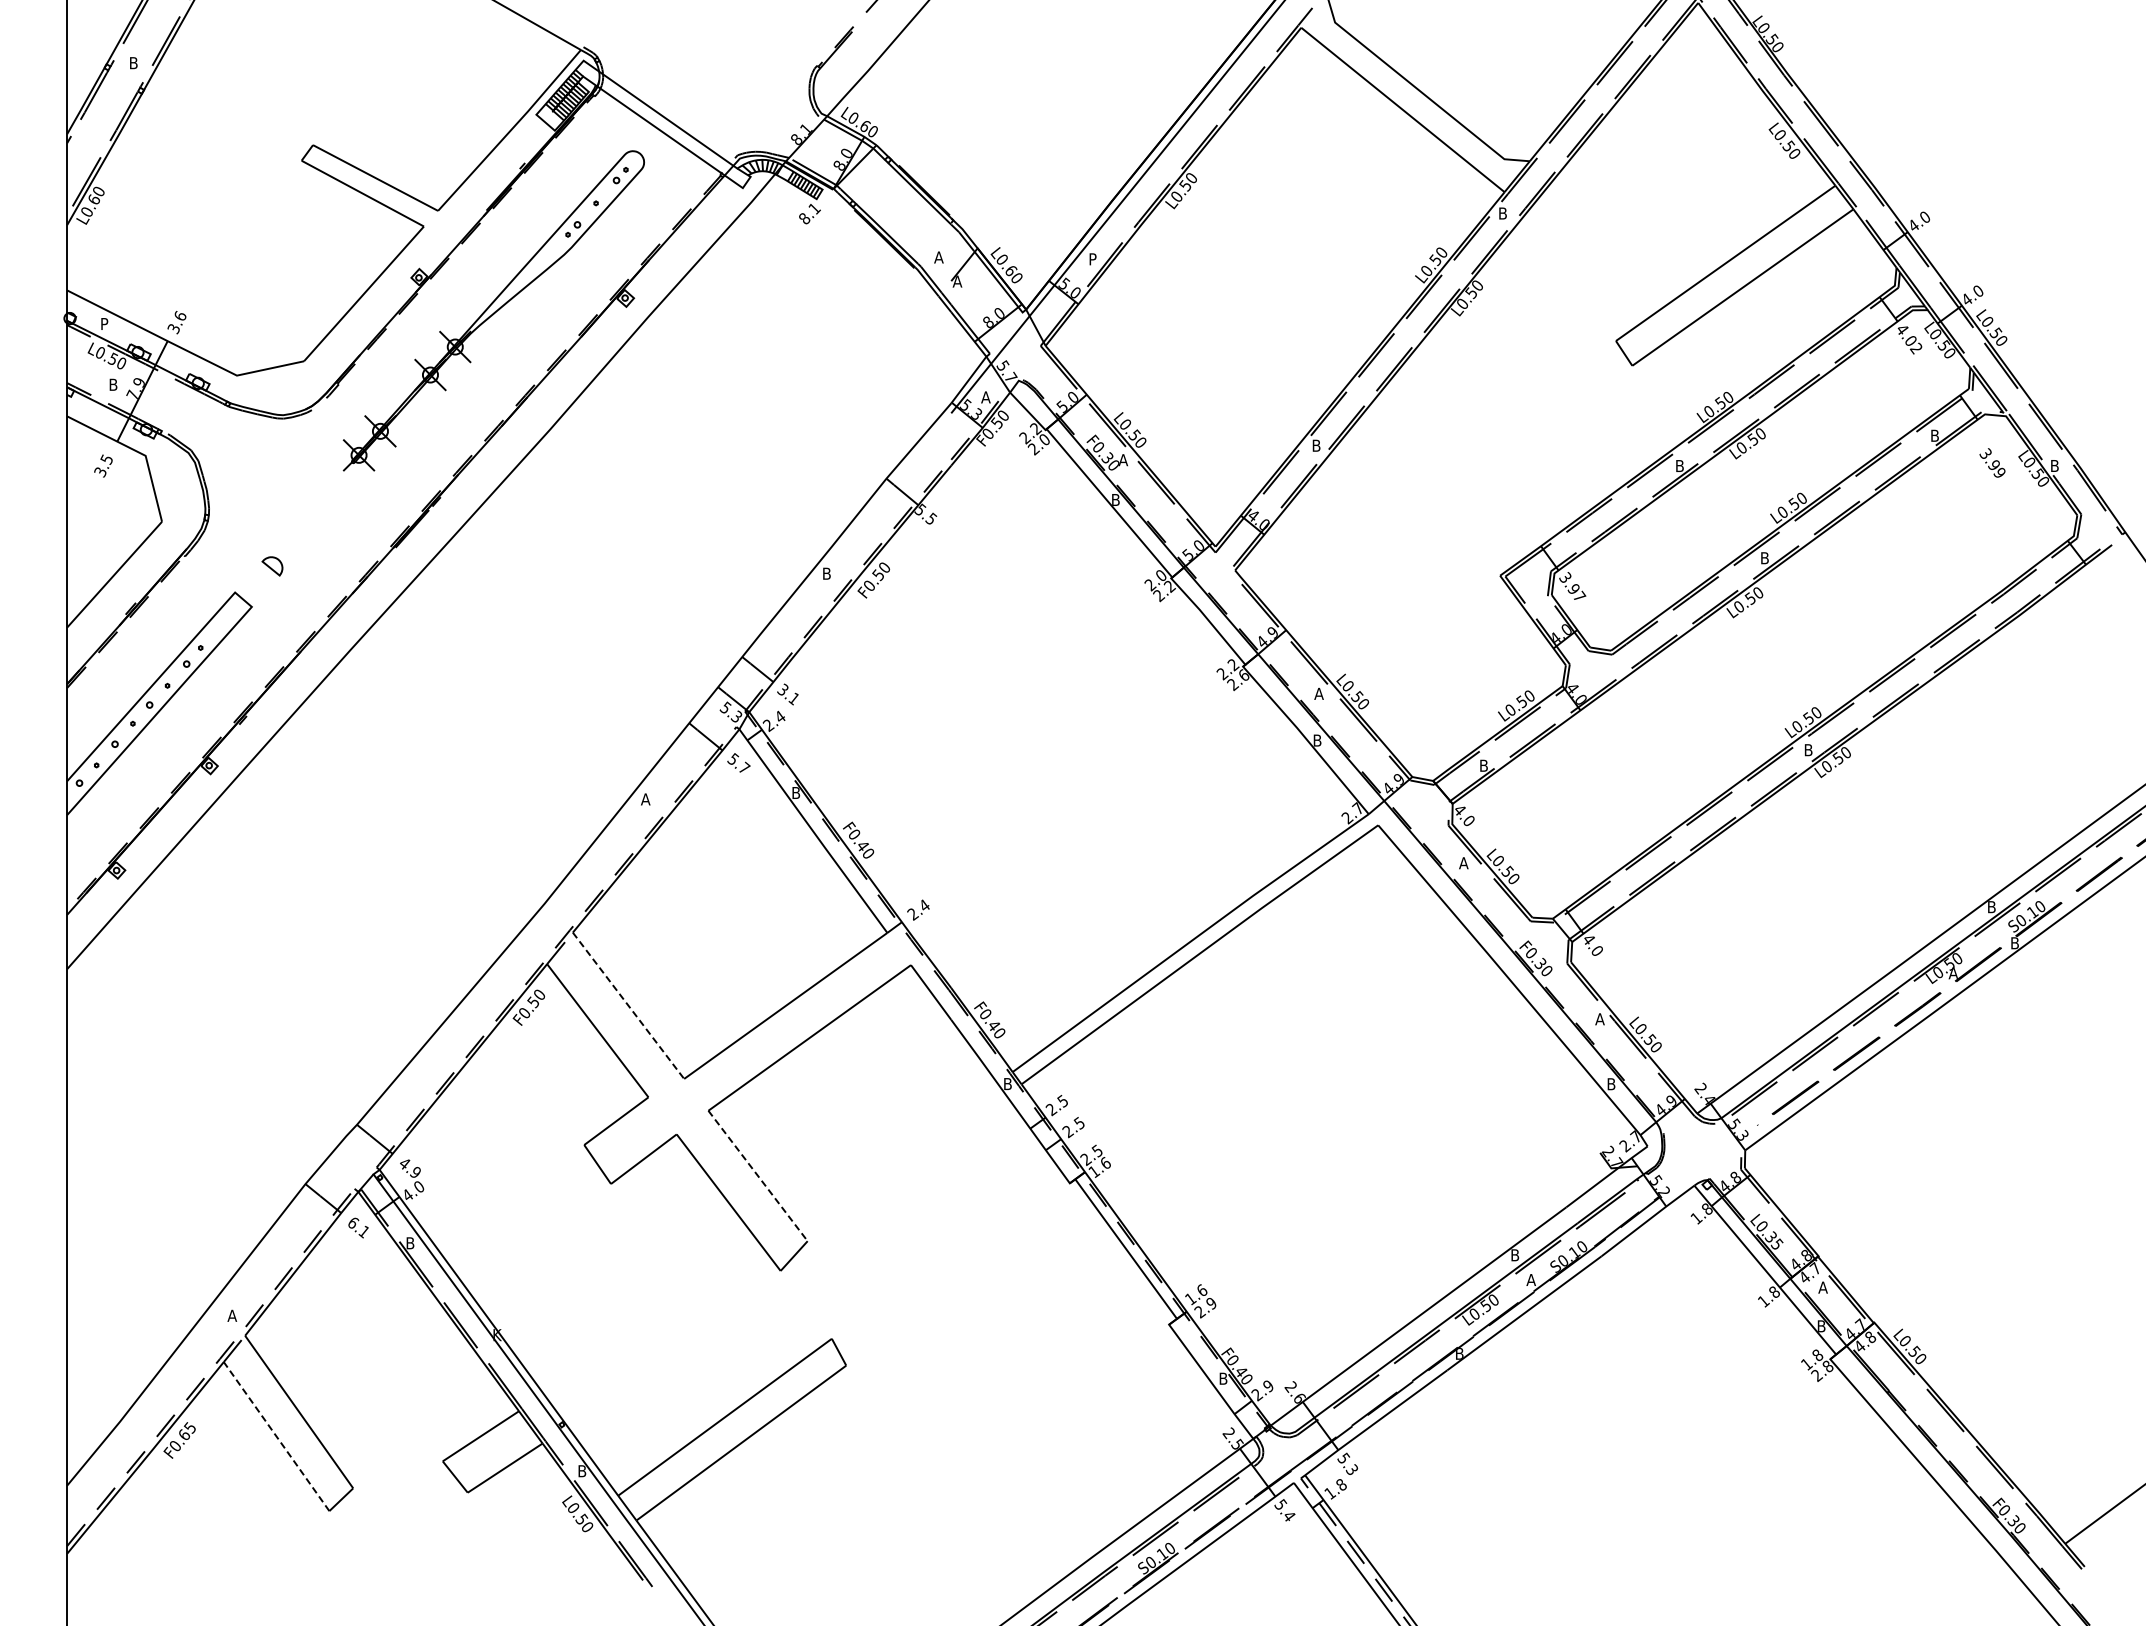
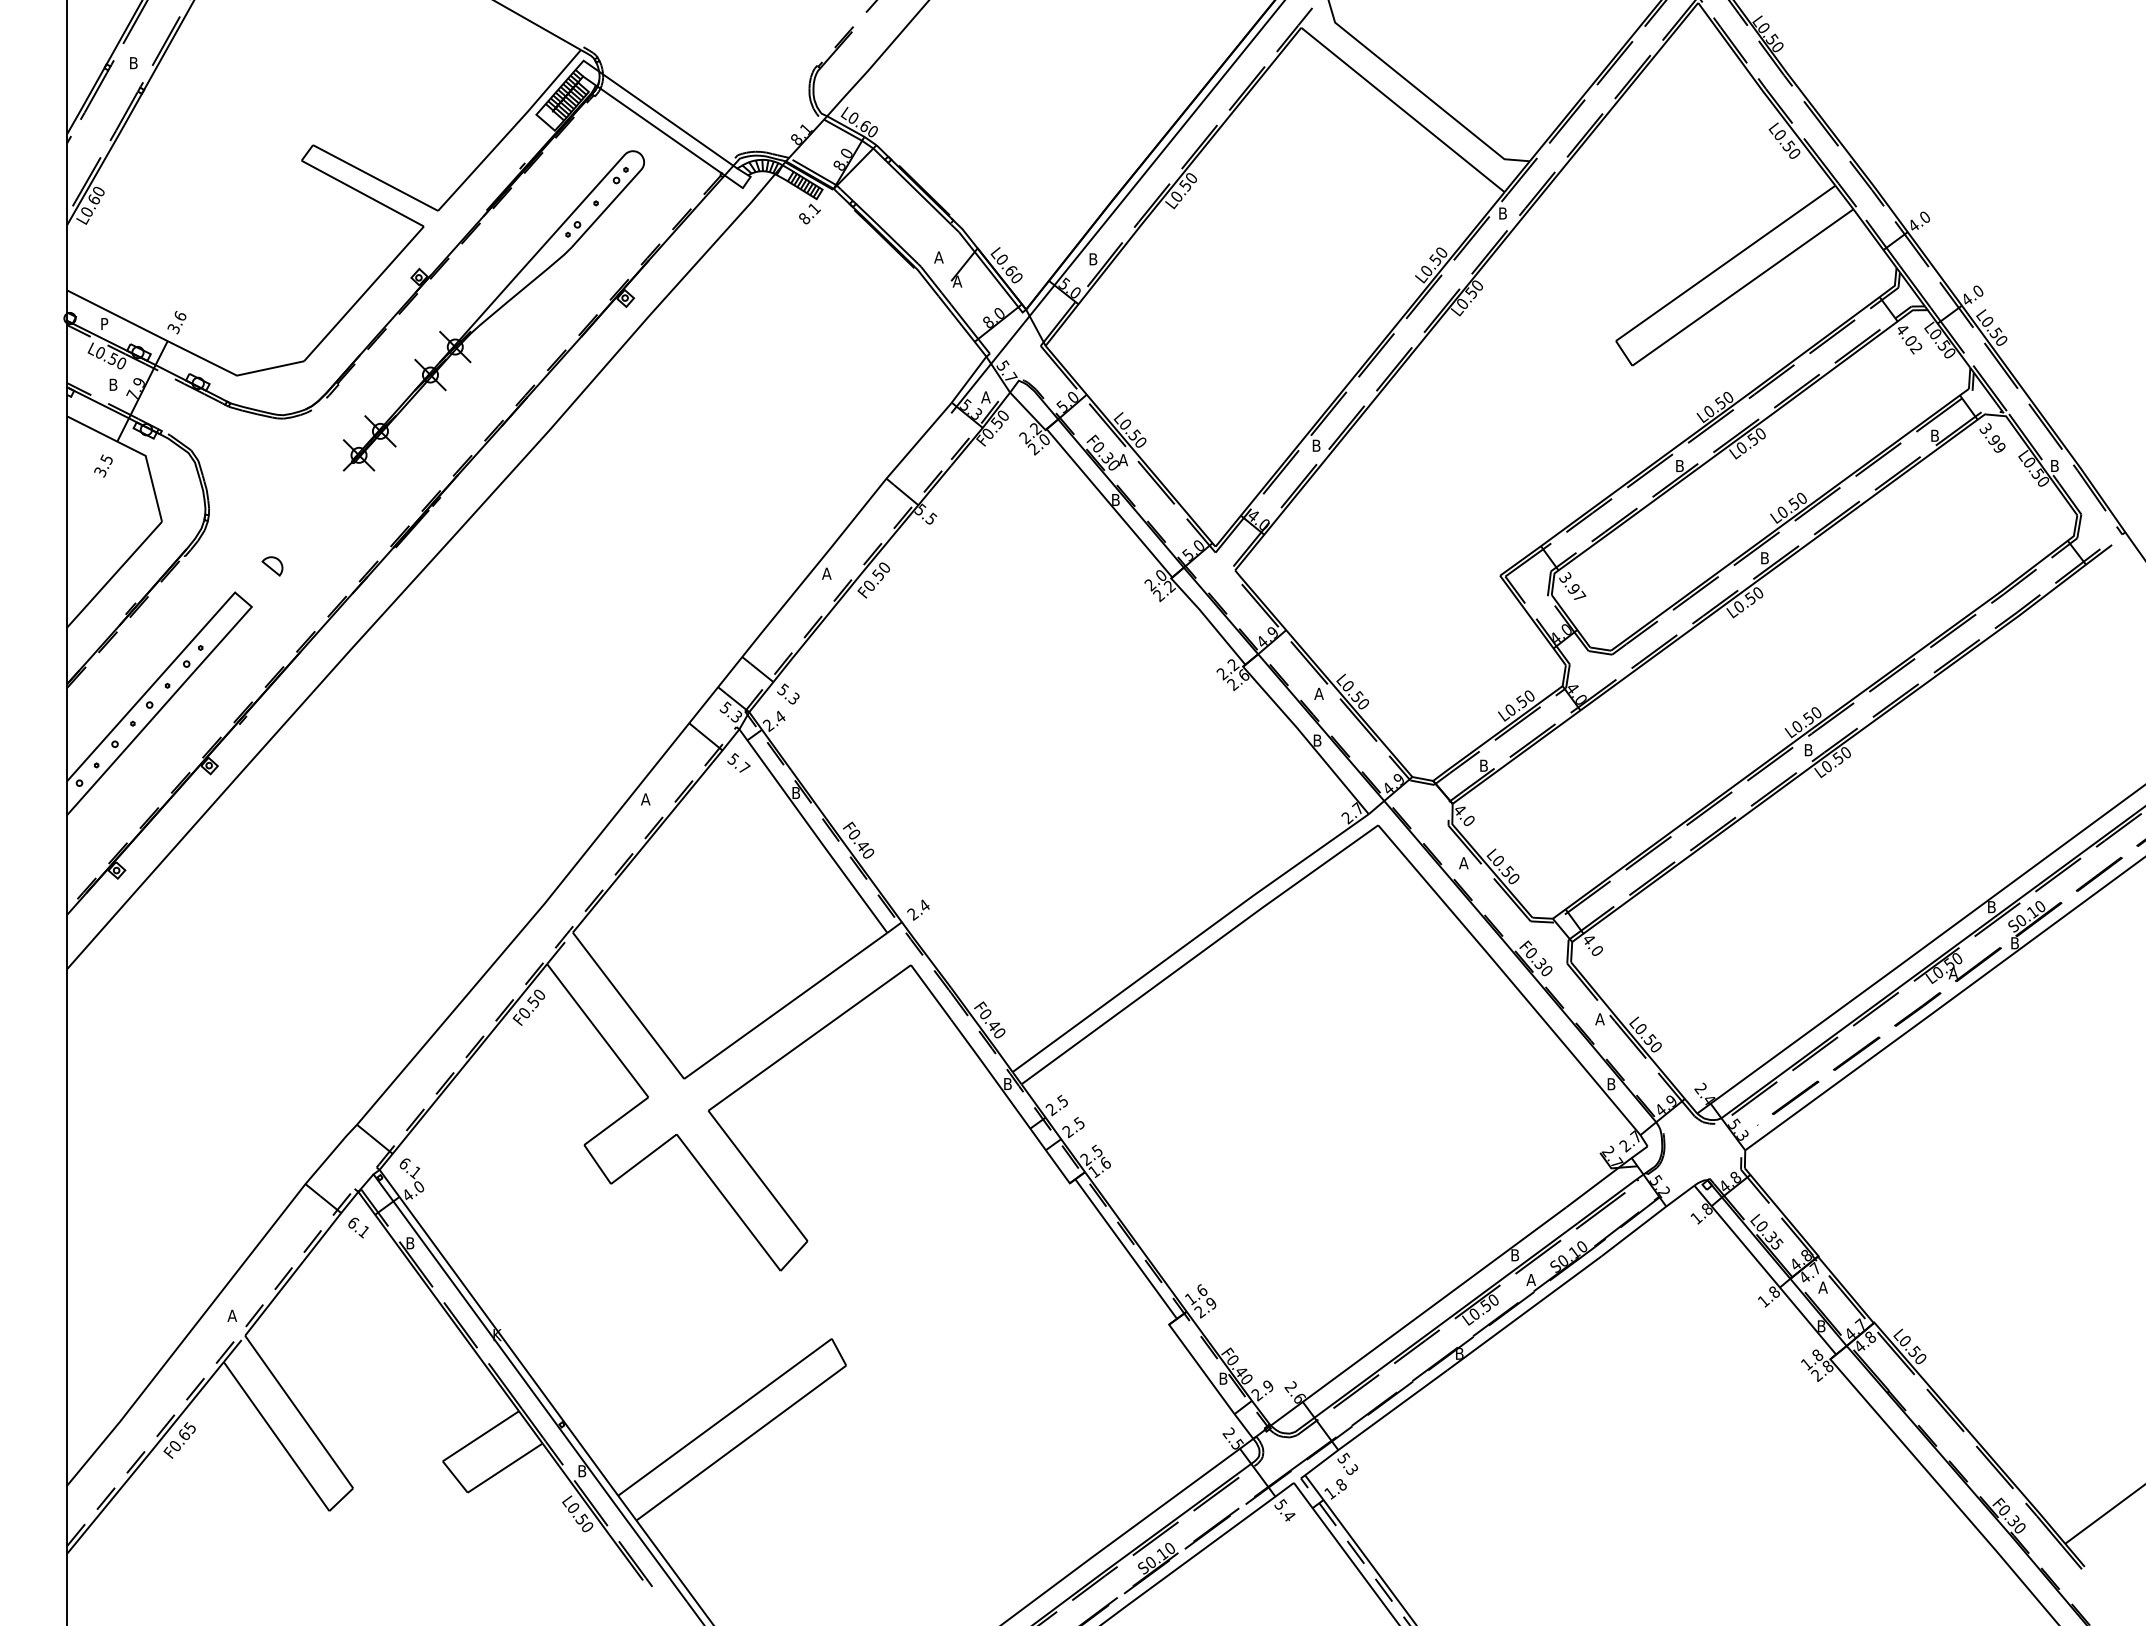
text: P -> B (1094, 259)
text position: (1992, 462) -> (1992, 437) (1992, 437)
text: B -> A (826, 573)
text: 3.1 -> 5.3 (790, 694)
line: dashed -> solid (628, 1005)
text: 4.9 -> 6.1 (409, 1168)
line: dashed -> solid (758, 1175)
line: dashed -> solid (276, 1436)
